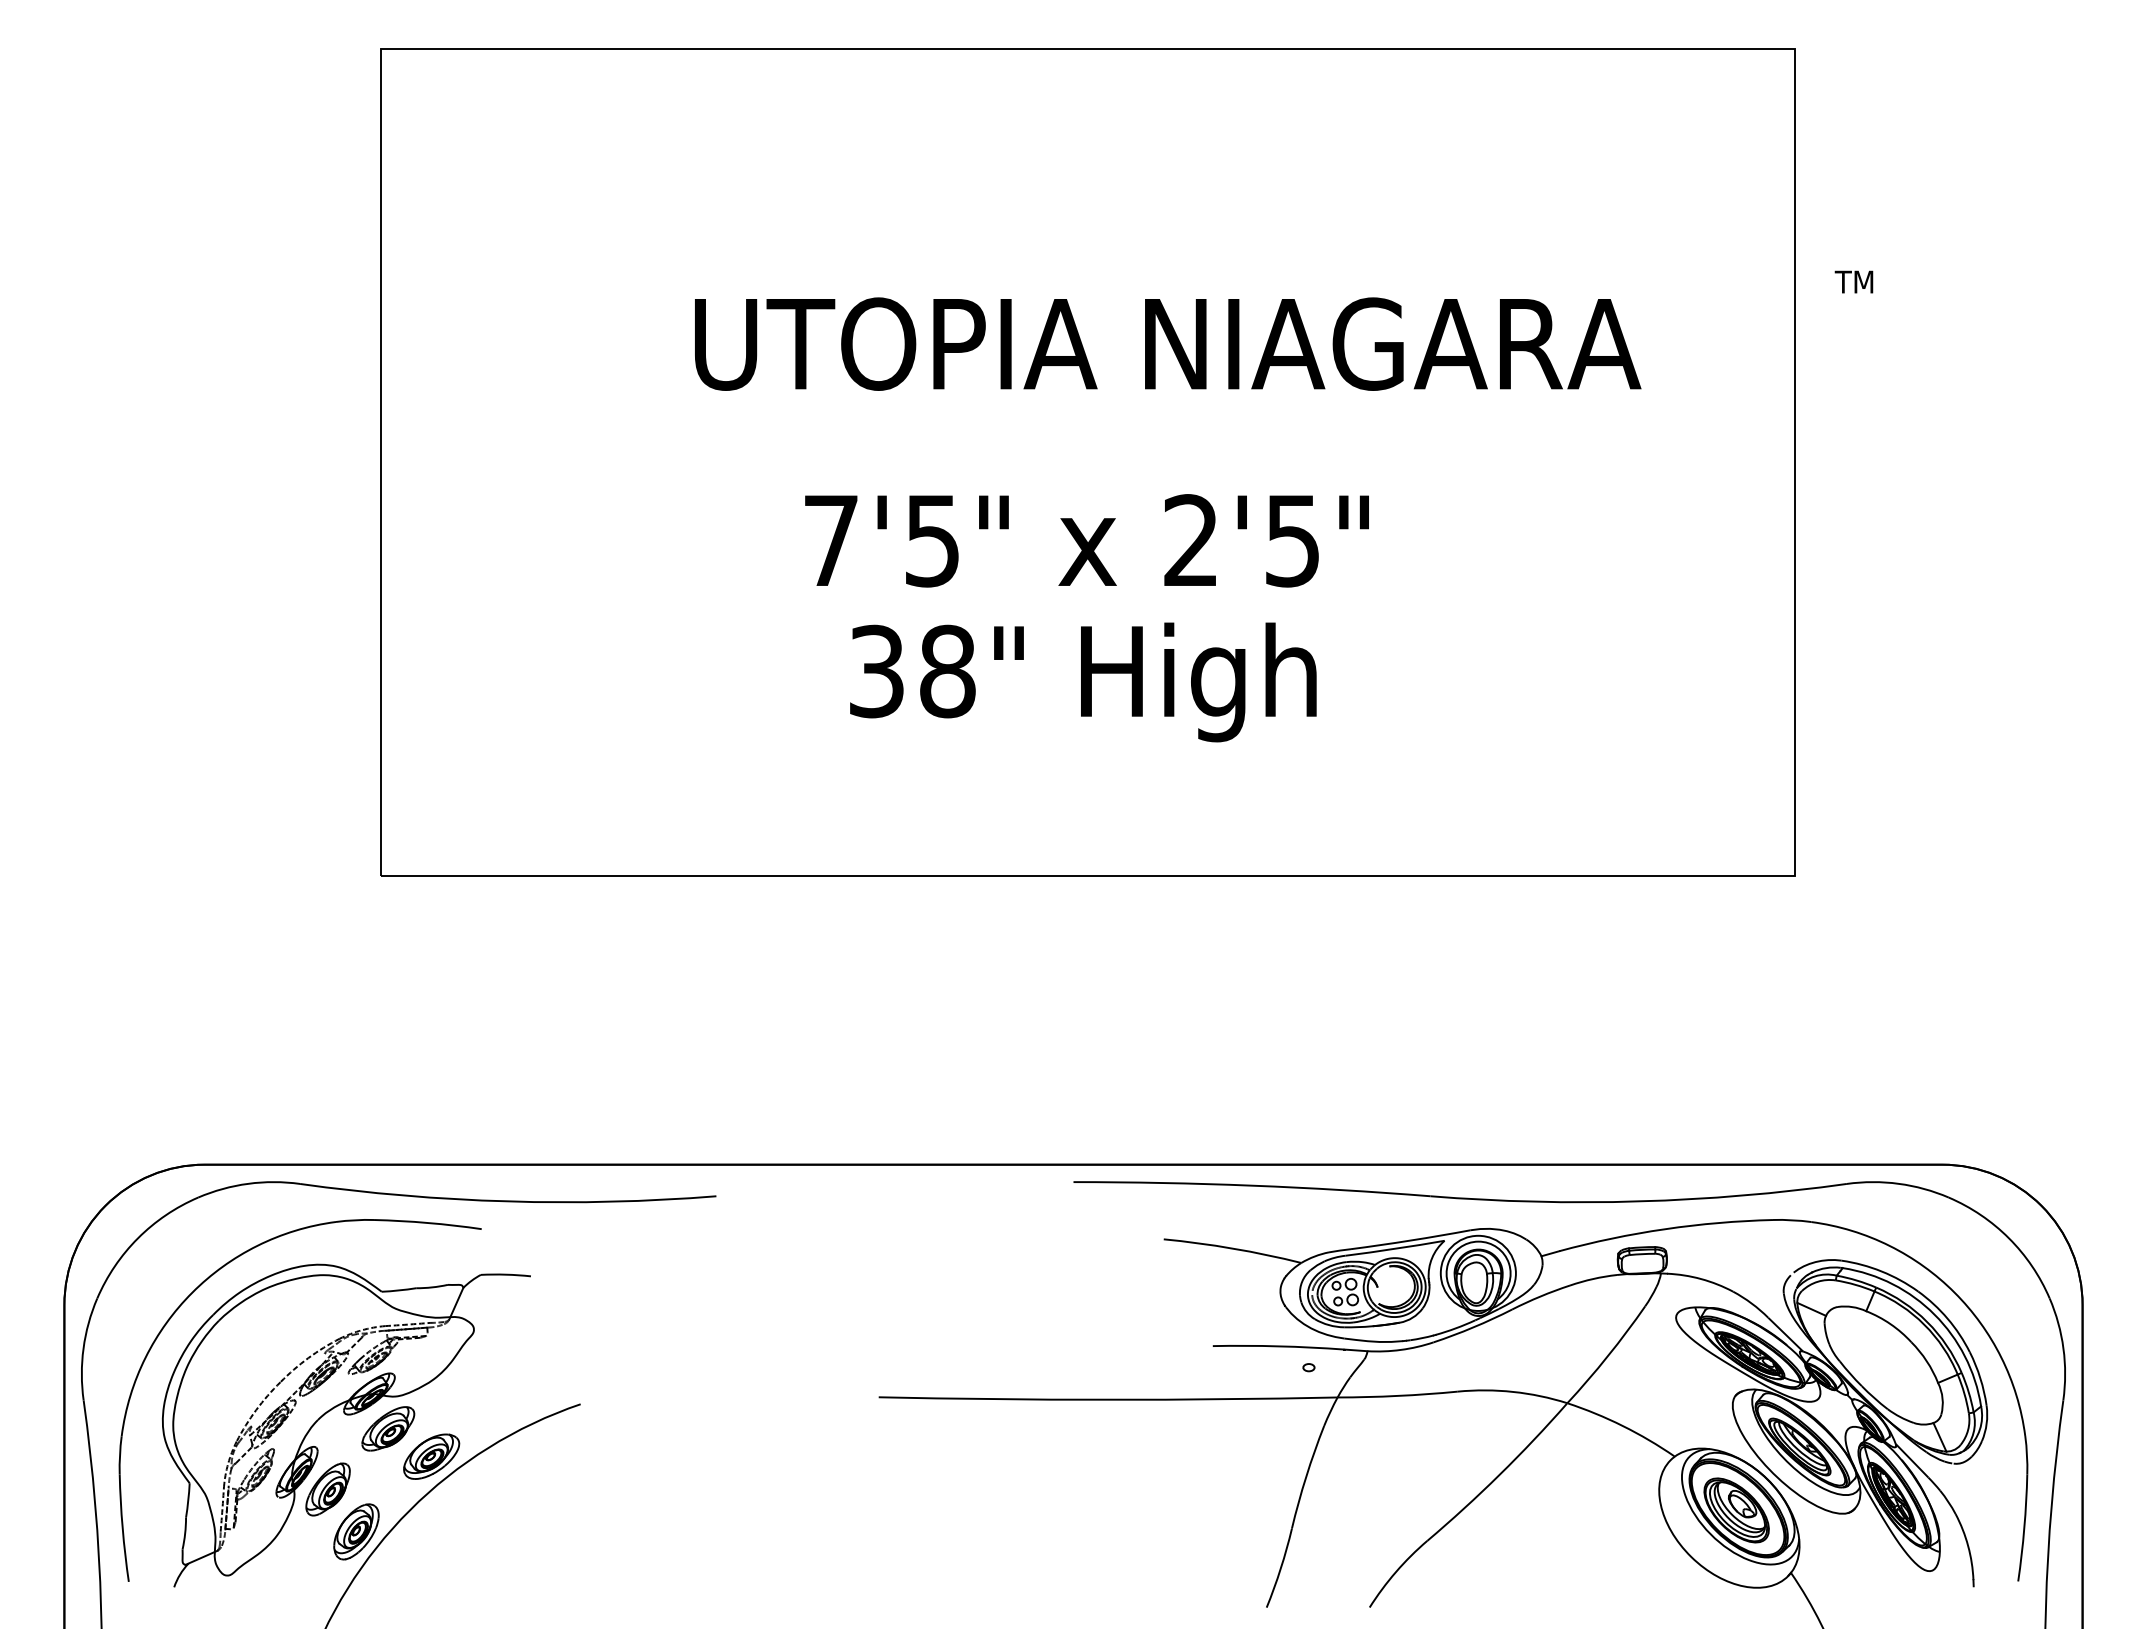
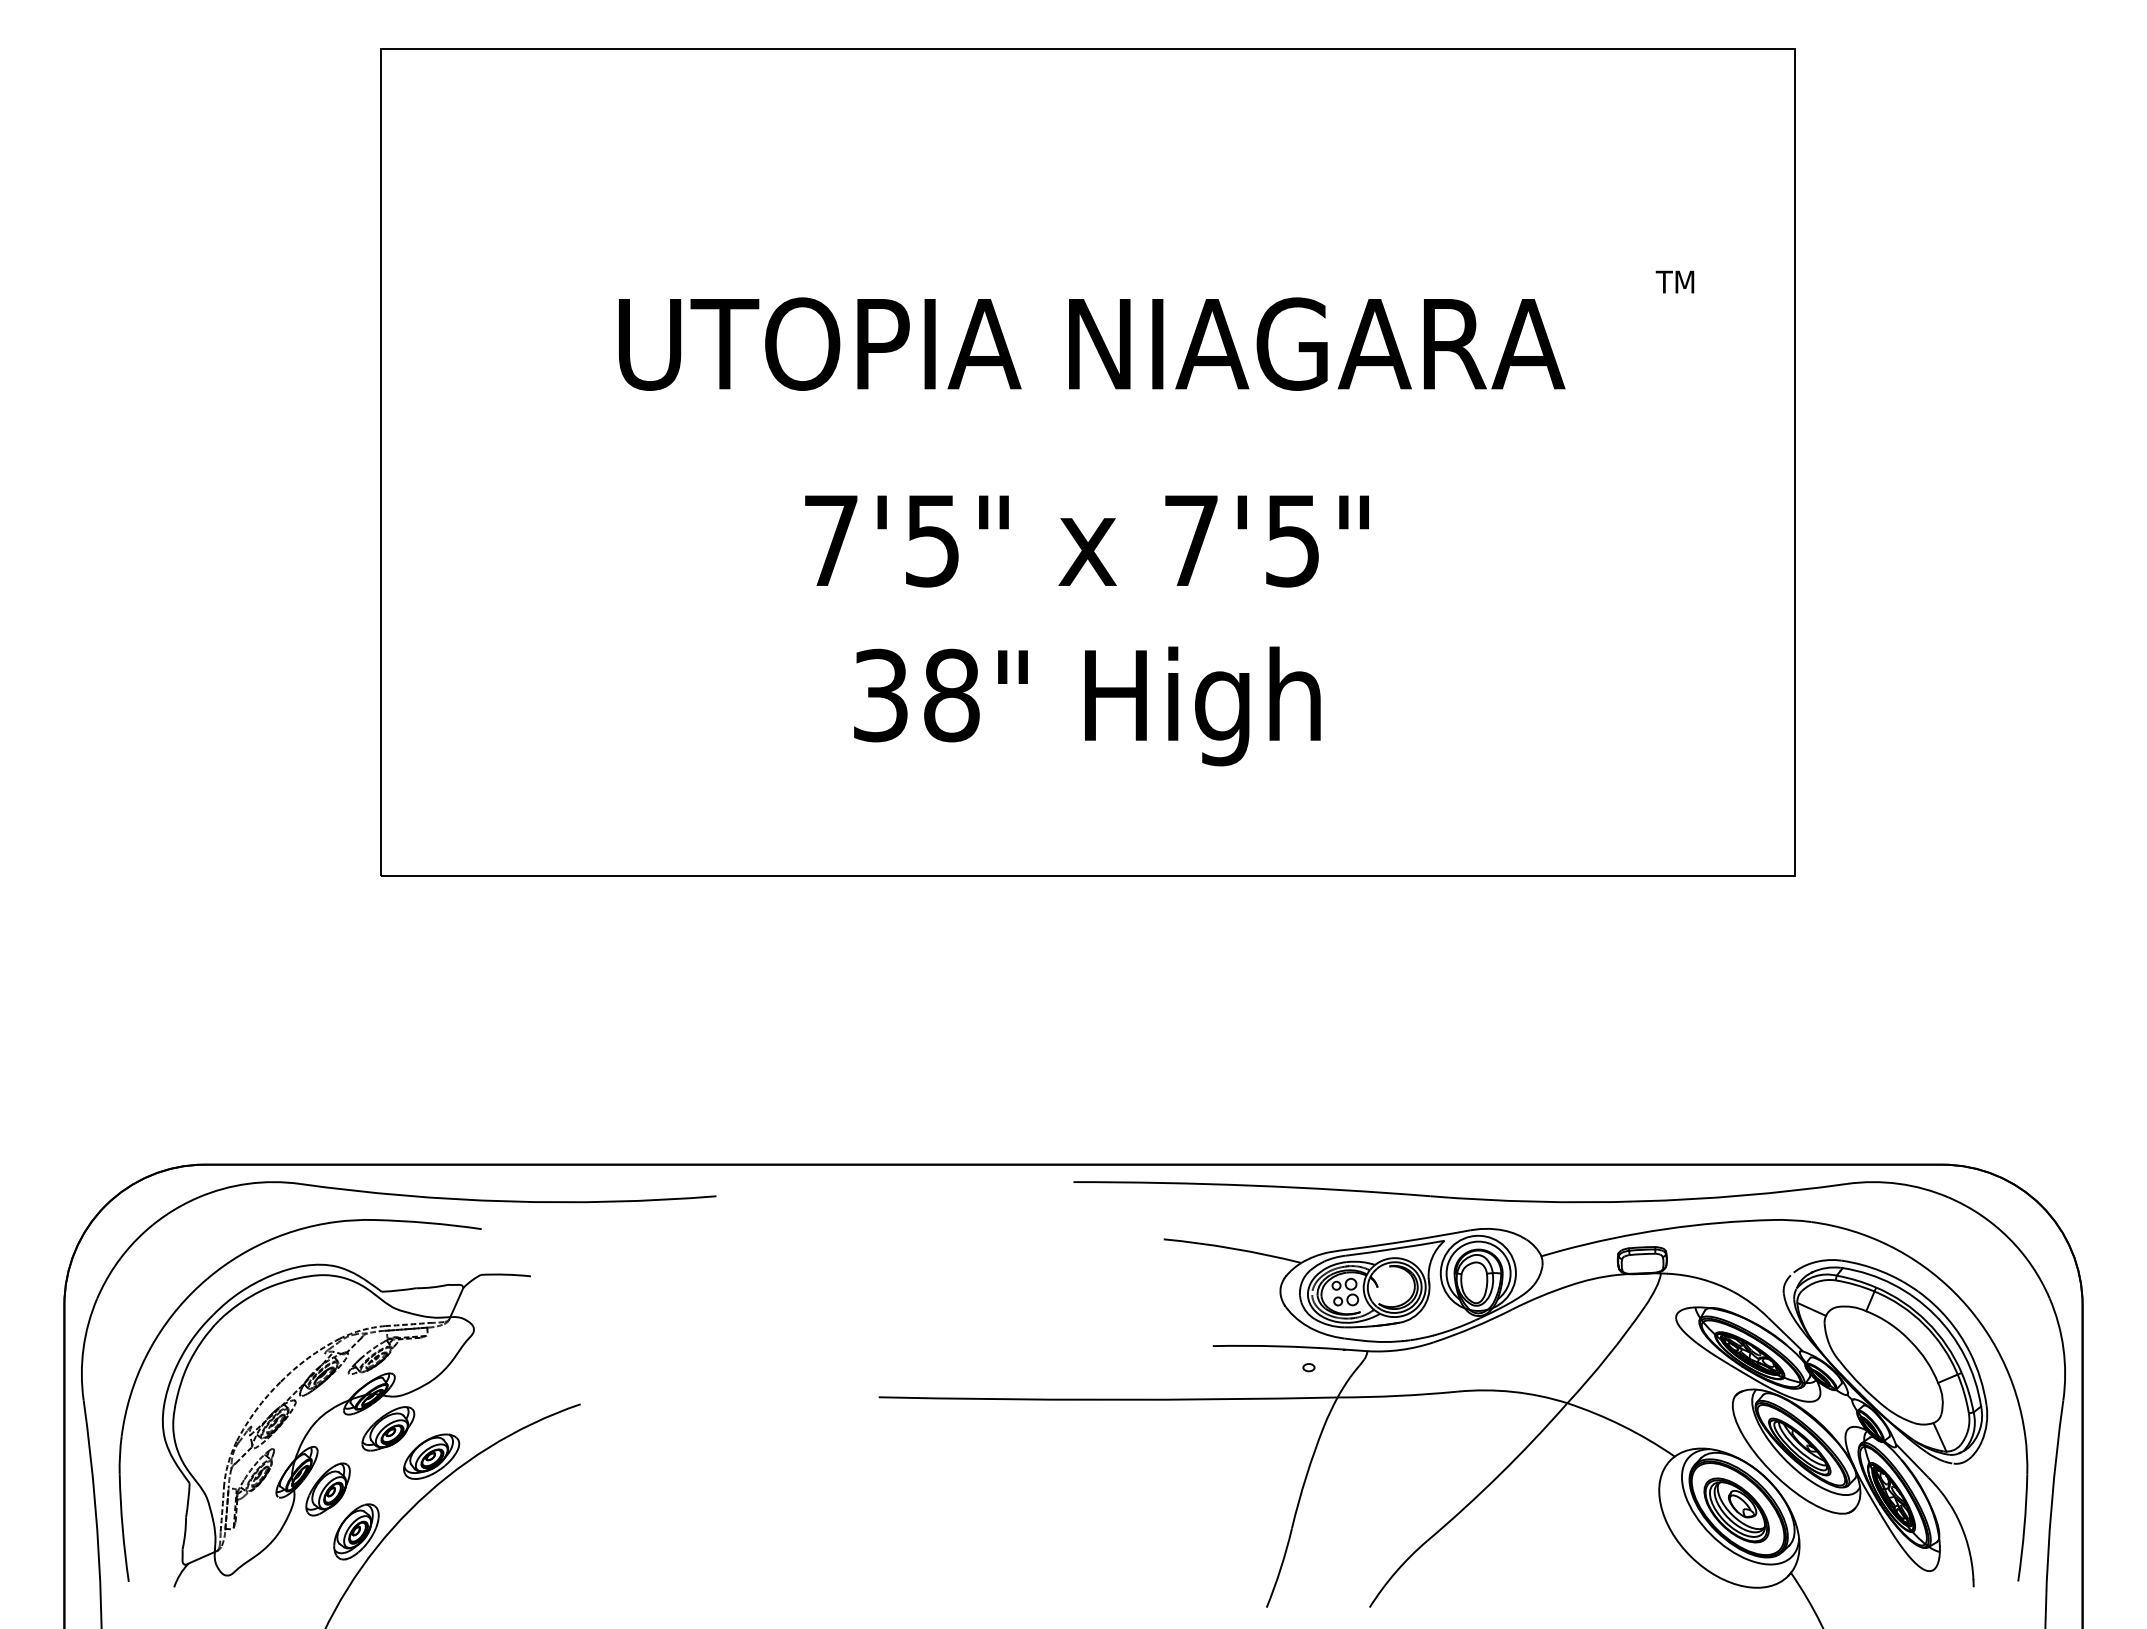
text position: (1853, 281) -> (1674, 281) (1674, 281)
text position: (1168, 343) -> (1092, 343) (1092, 343)
text: 2'5" -> 7'5" (1190, 539)
text position: (1083, 682) -> (1087, 706) (1087, 706)
